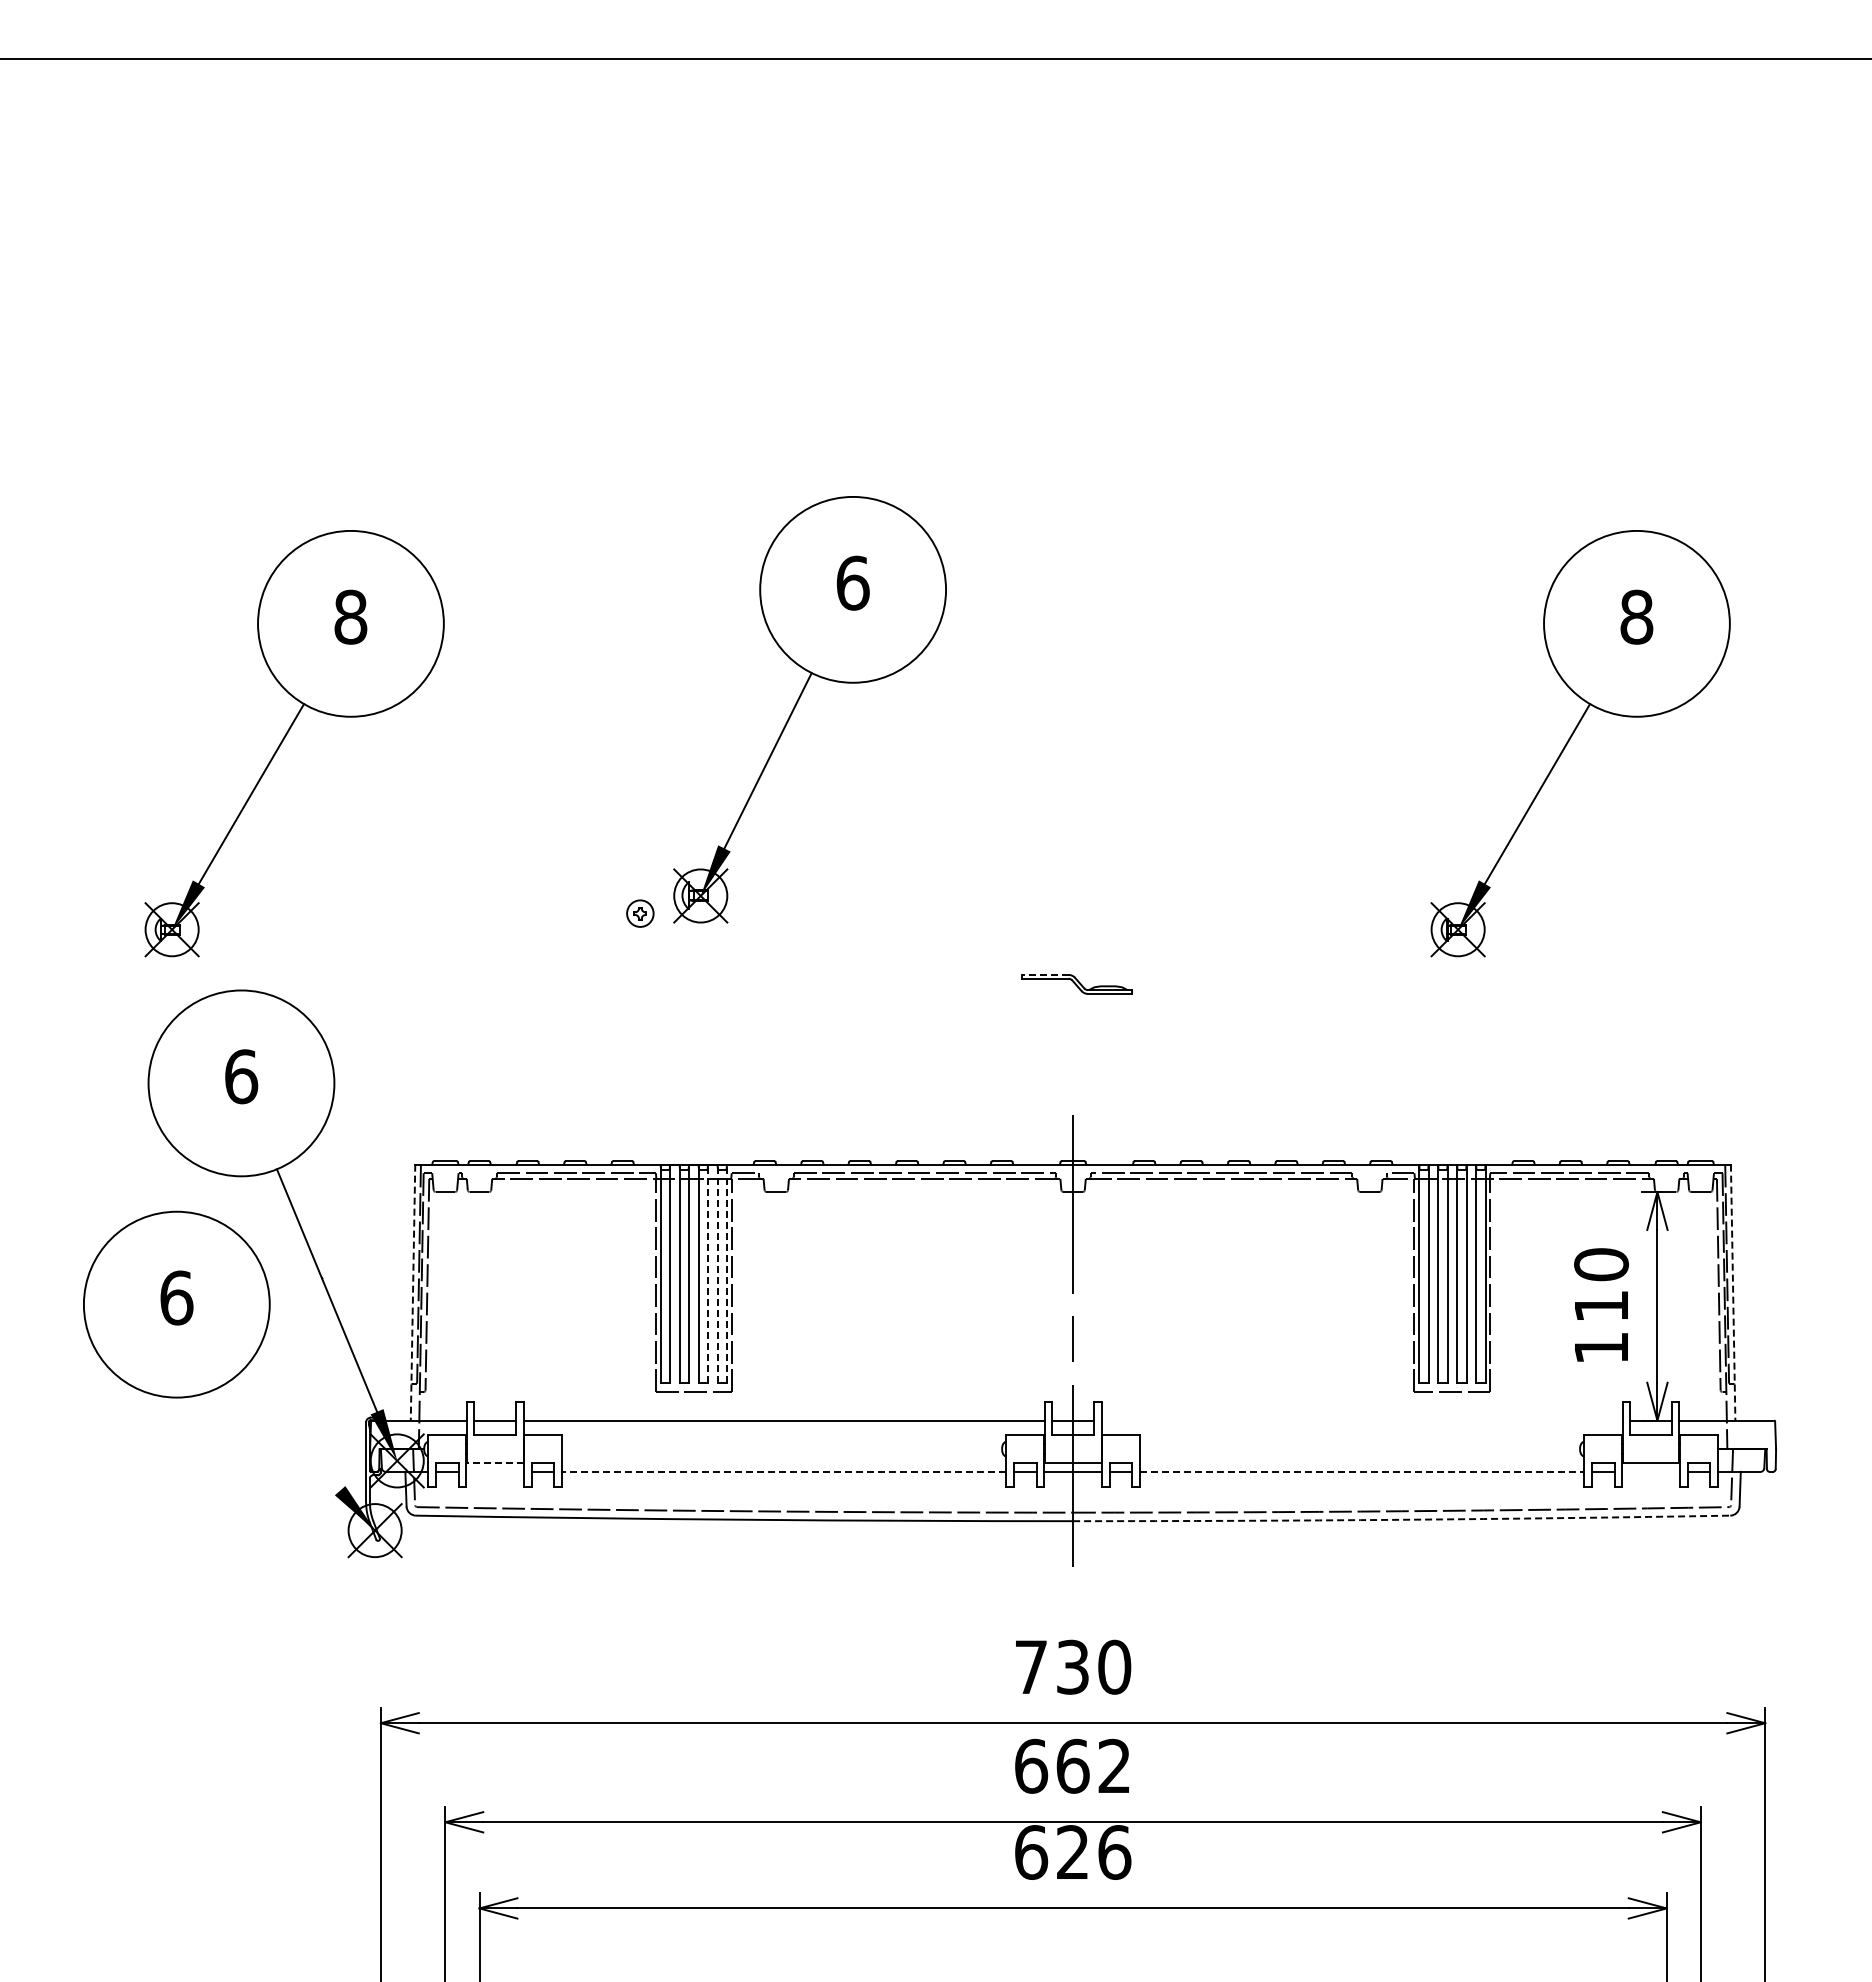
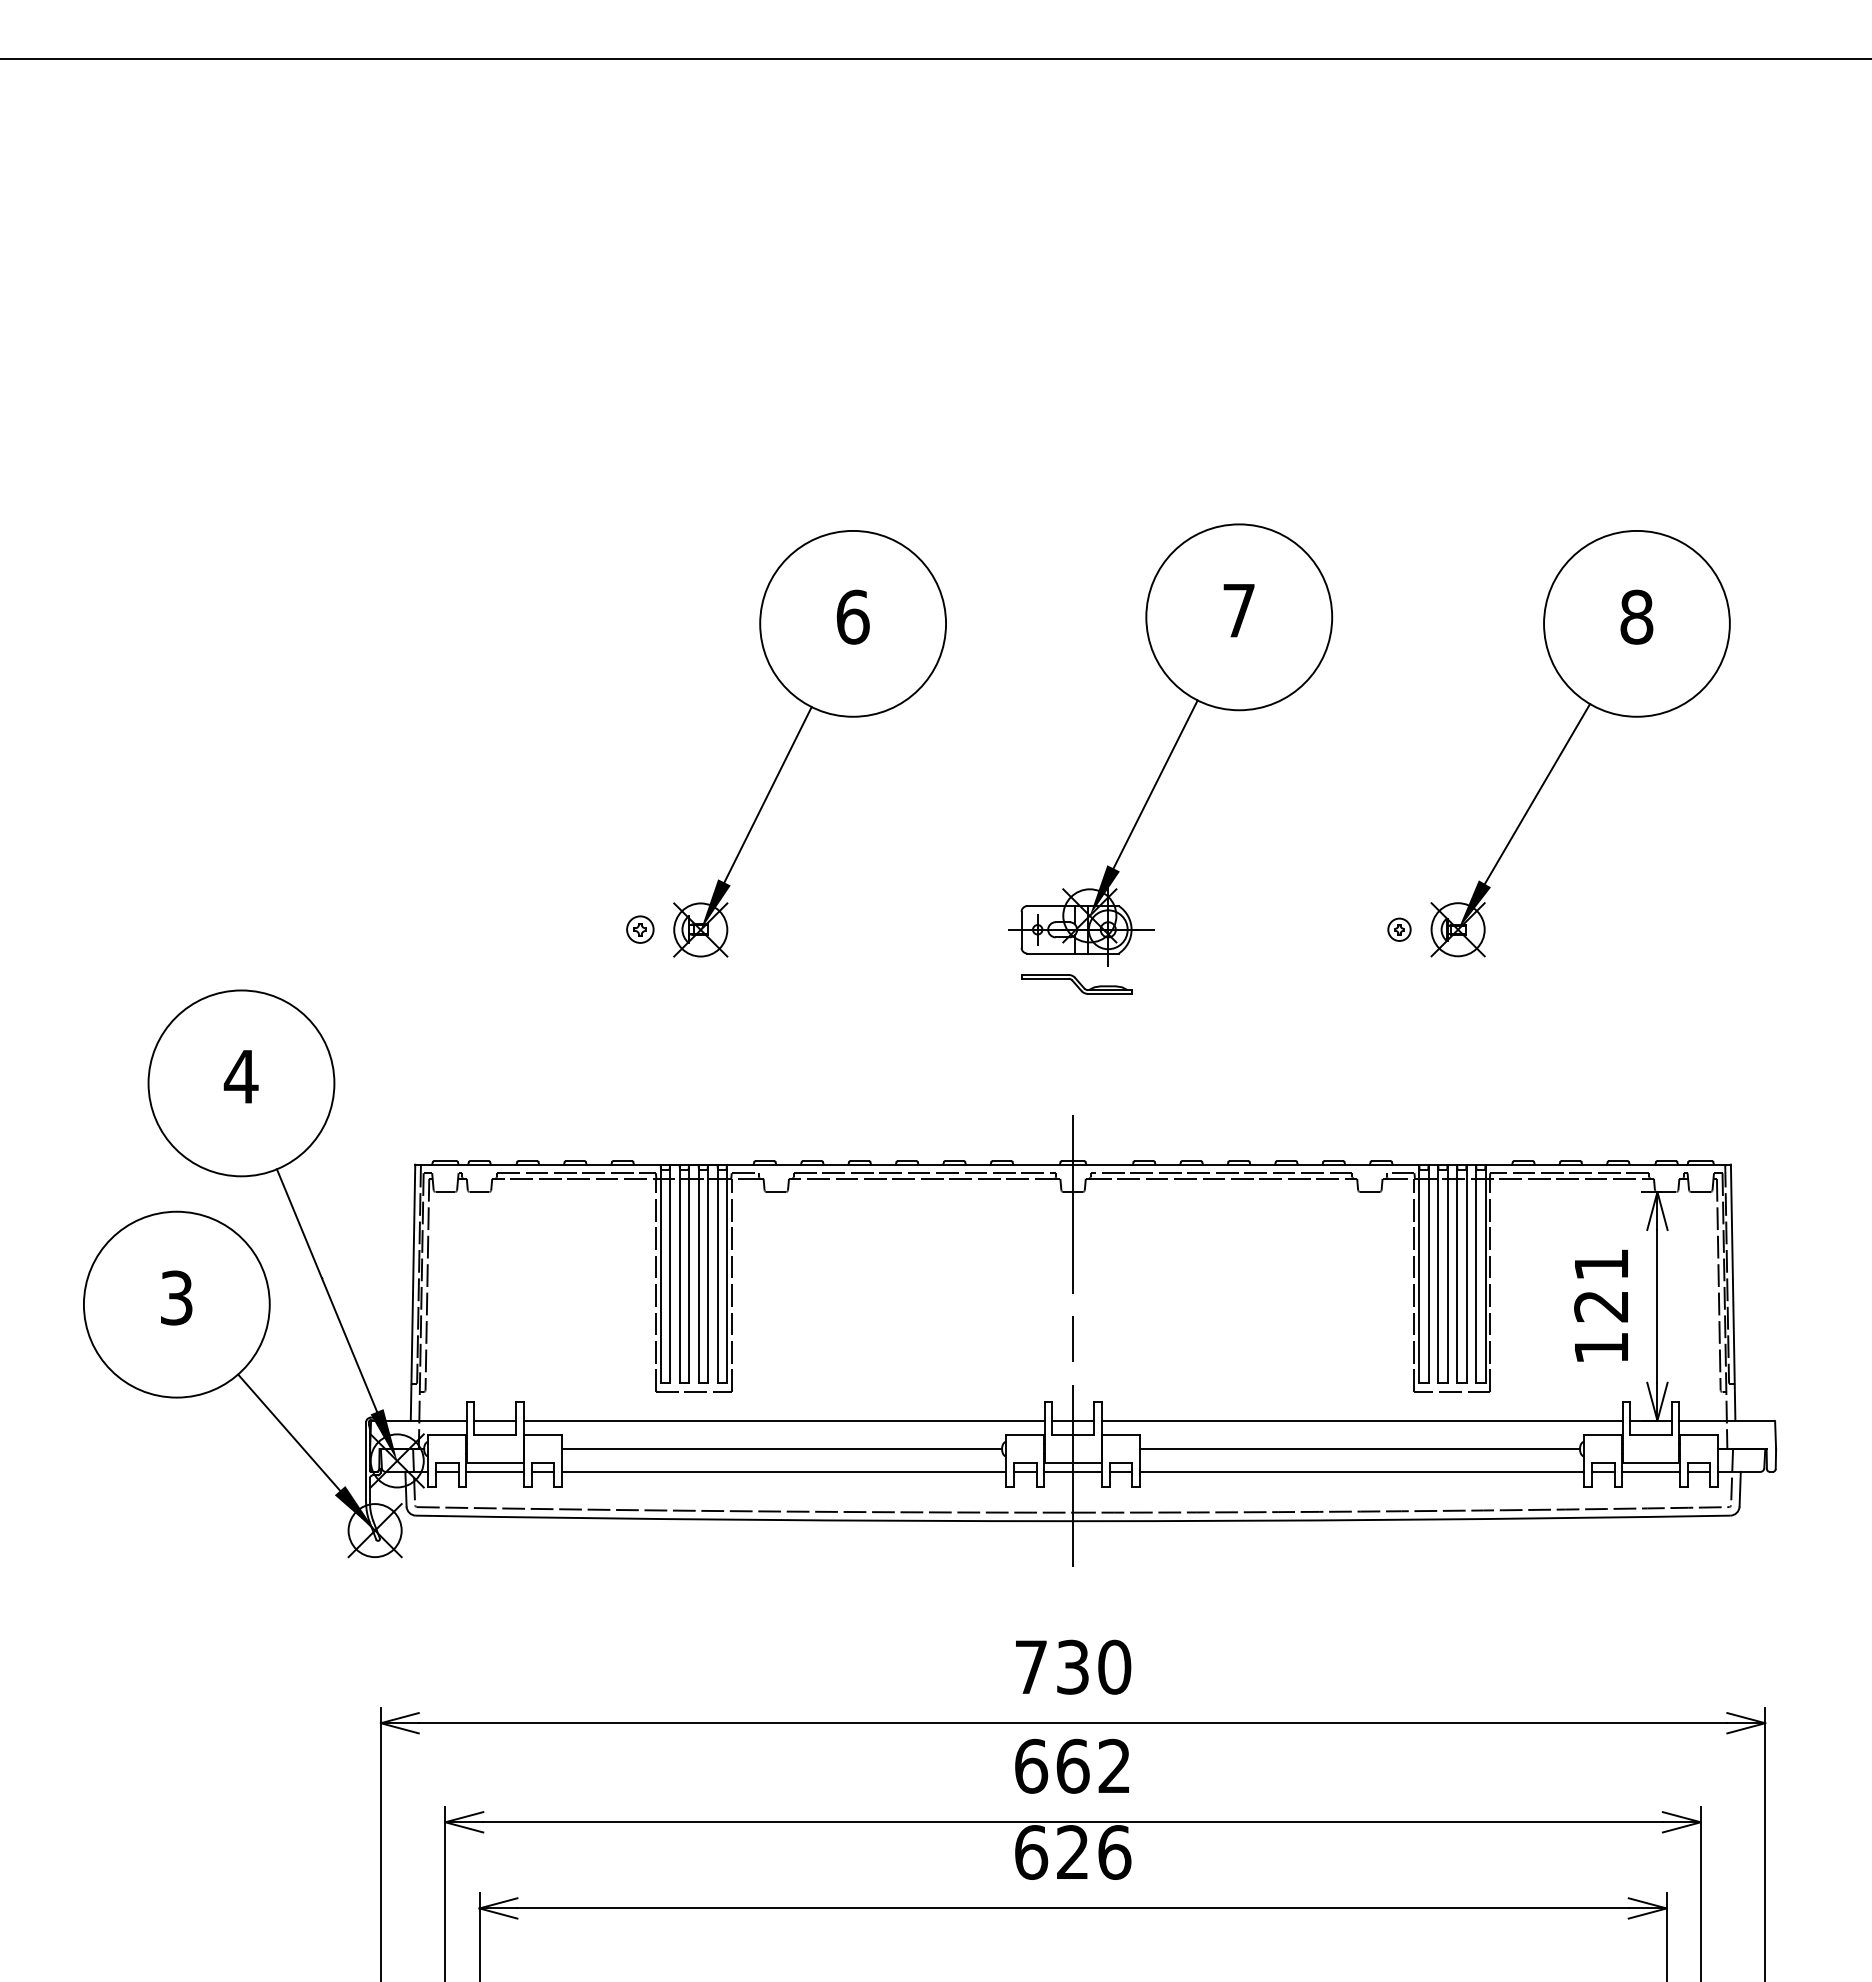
part position: (797, 704) -> (797, 738) (797, 738)
part: present -> none (286, 736)
part: none -> present (1170, 744)
part position: (640, 913) -> (640, 929) (640, 929)
part: none -> present (1399, 929)
line: dashed -> solid (1045, 974)
text: 6 -> 4 (240, 1076)
line: dashed -> solid (708, 1273)
line: dashed -> solid (717, 1273)
line: dashed -> solid (727, 1273)
text: 110 -> 121 (1601, 1285)
line: dashed -> solid (413, 1293)
line: dashed -> solid (1733, 1293)
text: 6 -> 3 (176, 1297)
line: none -> present (1361, 1420)
line: none -> present (289, 1432)
line: none -> present (782, 1449)
line: none -> present (1359, 1449)
line: dashed -> solid (494, 1463)
line: none -> present (495, 1471)
line: dashed -> solid (783, 1471)
line: dashed -> solid (1362, 1471)
line: none -> present (1650, 1471)
arc: dashed -> solid (1401, 1519)
